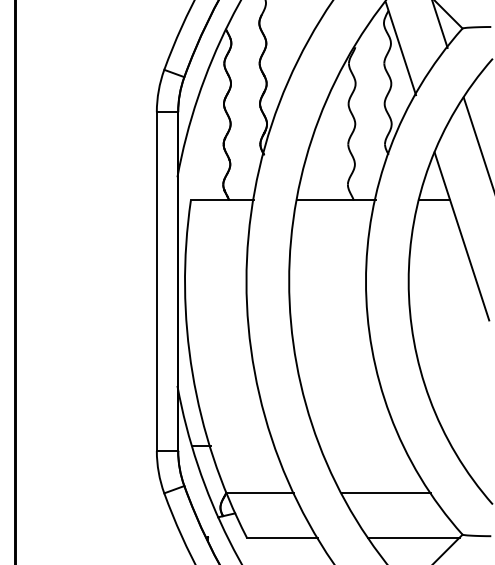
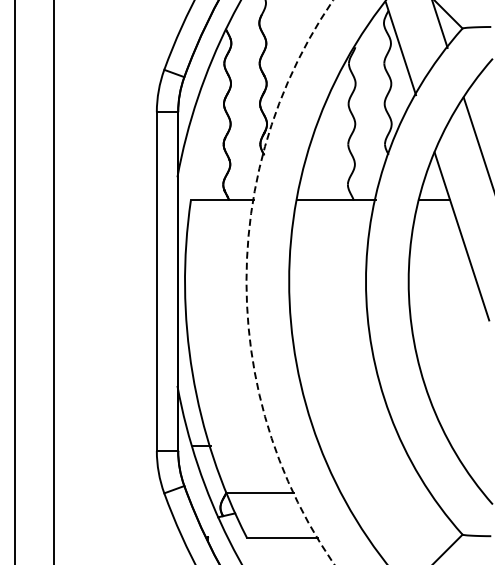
line position: (15, 281) -> (53, 281) (53, 281)
arc: solid -> dashed (246, 282)
line: present -> none (386, 493)
line: present -> none (413, 537)
